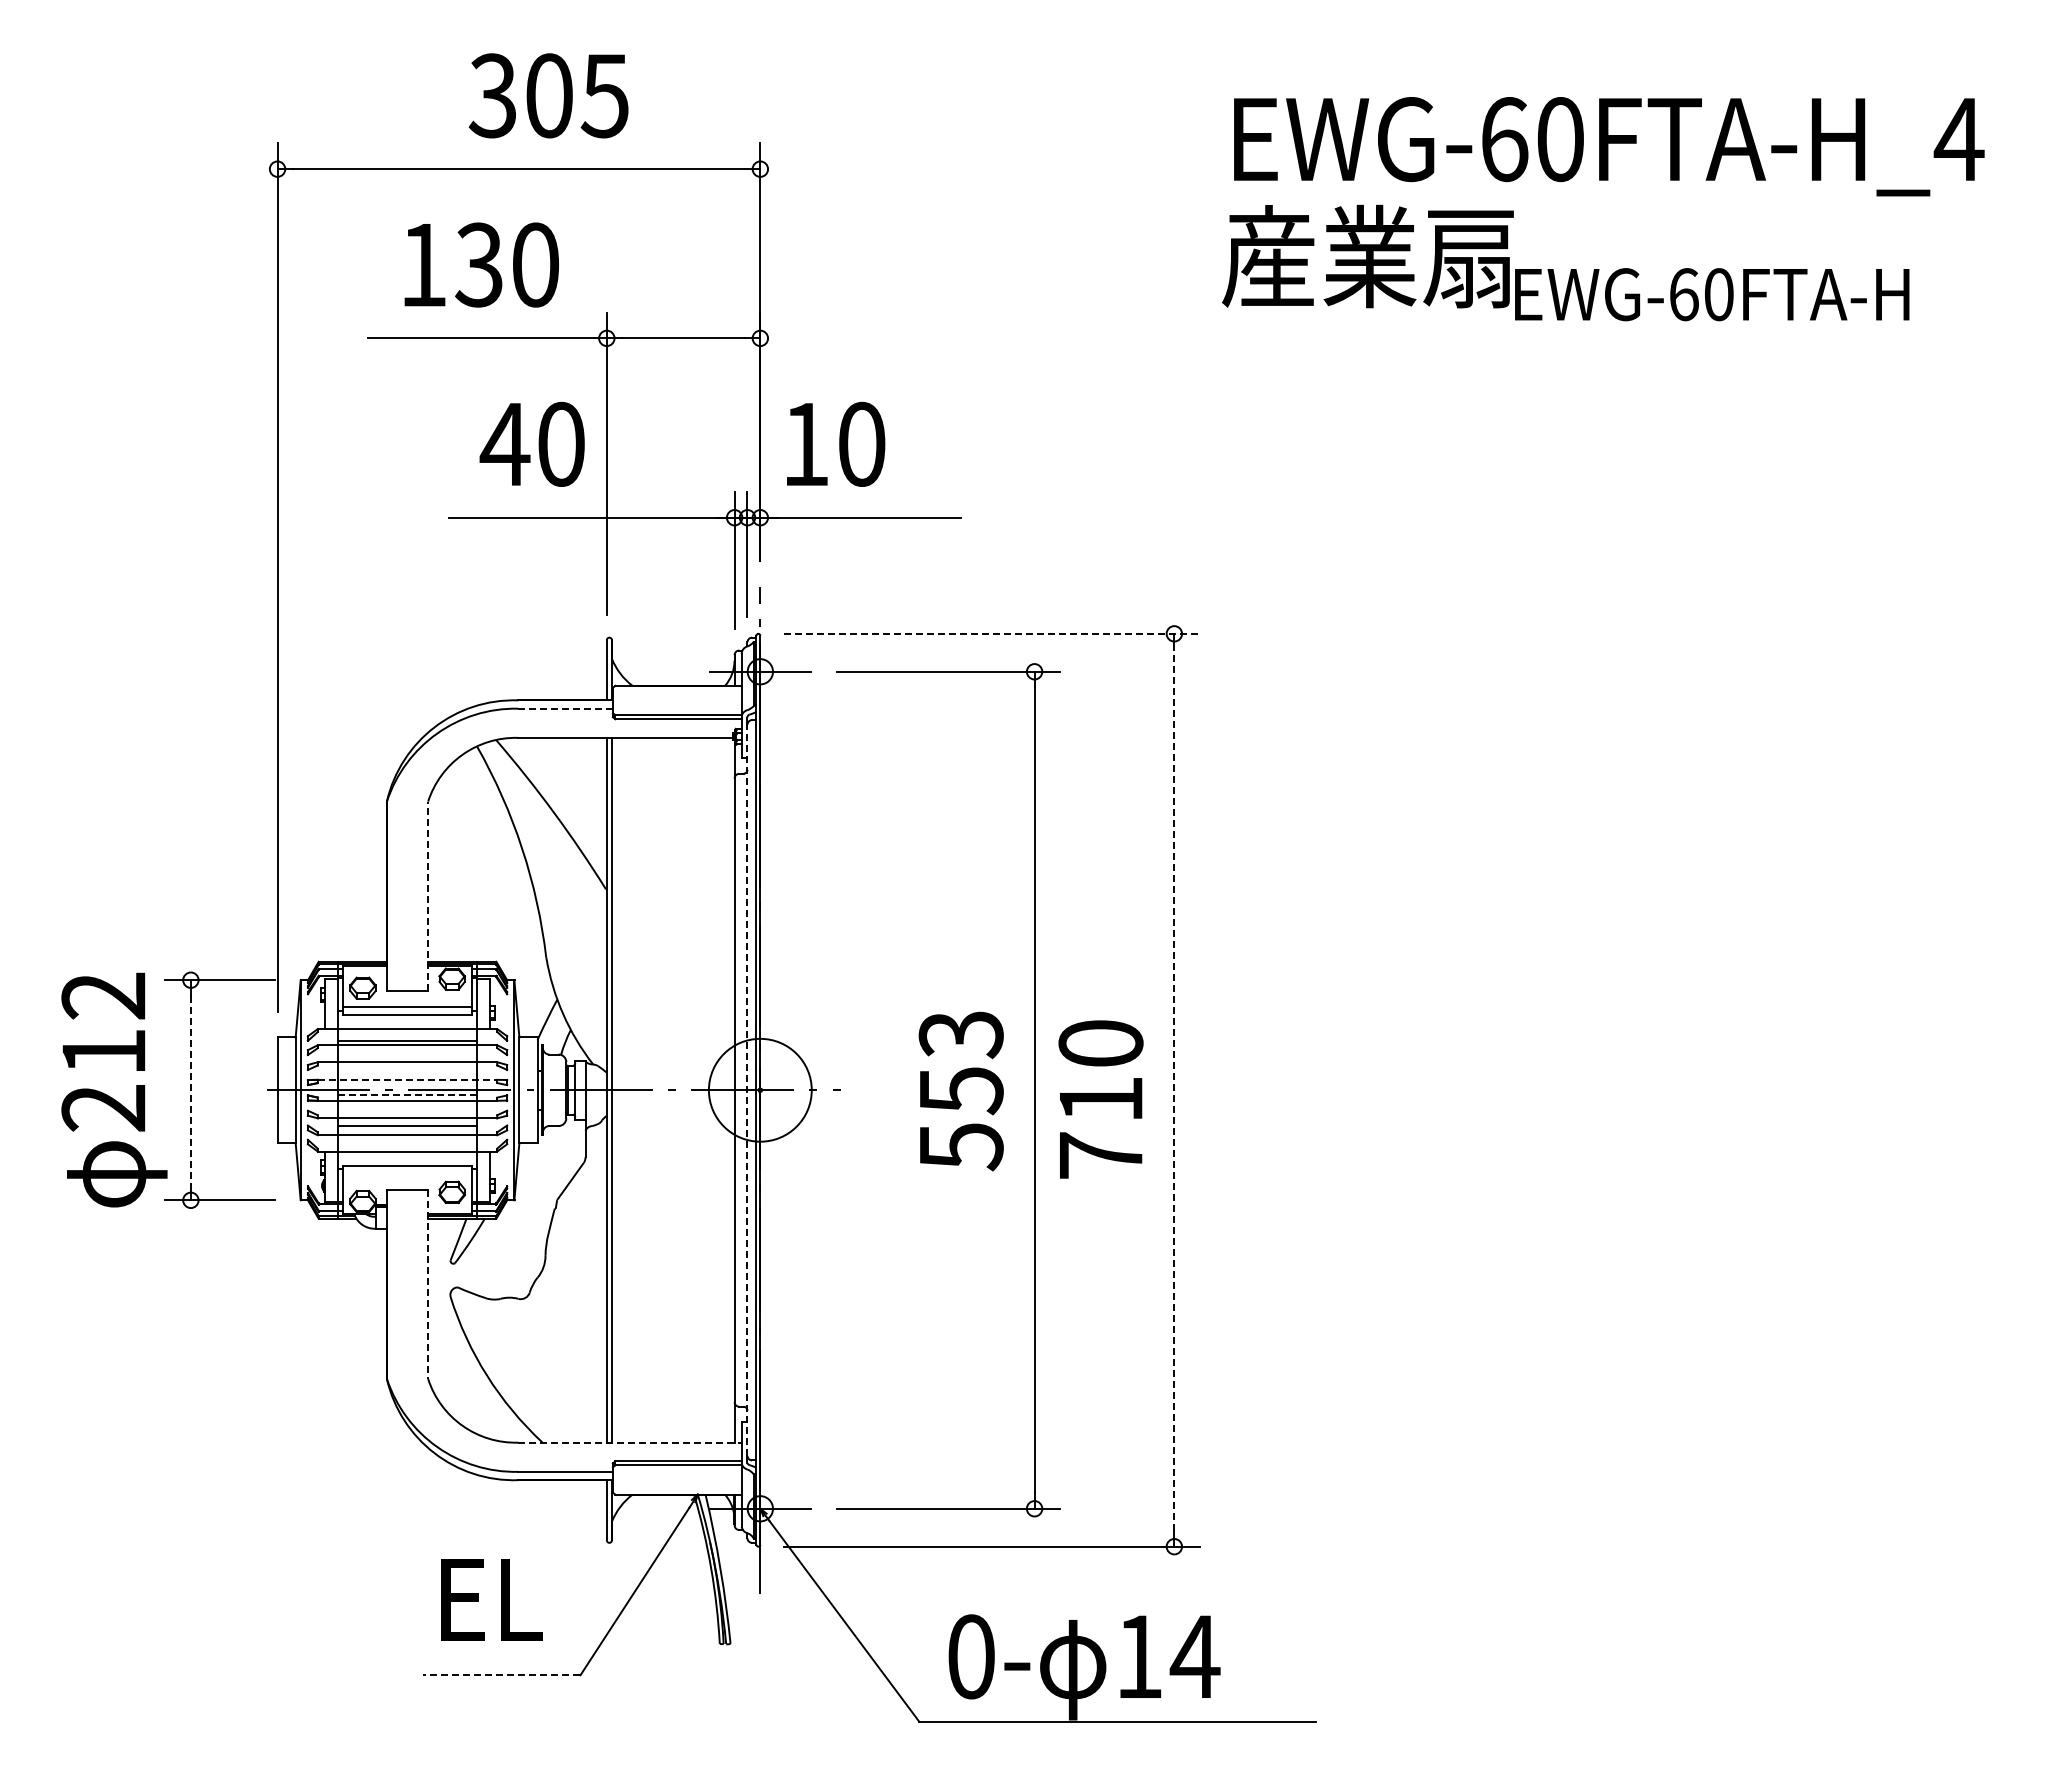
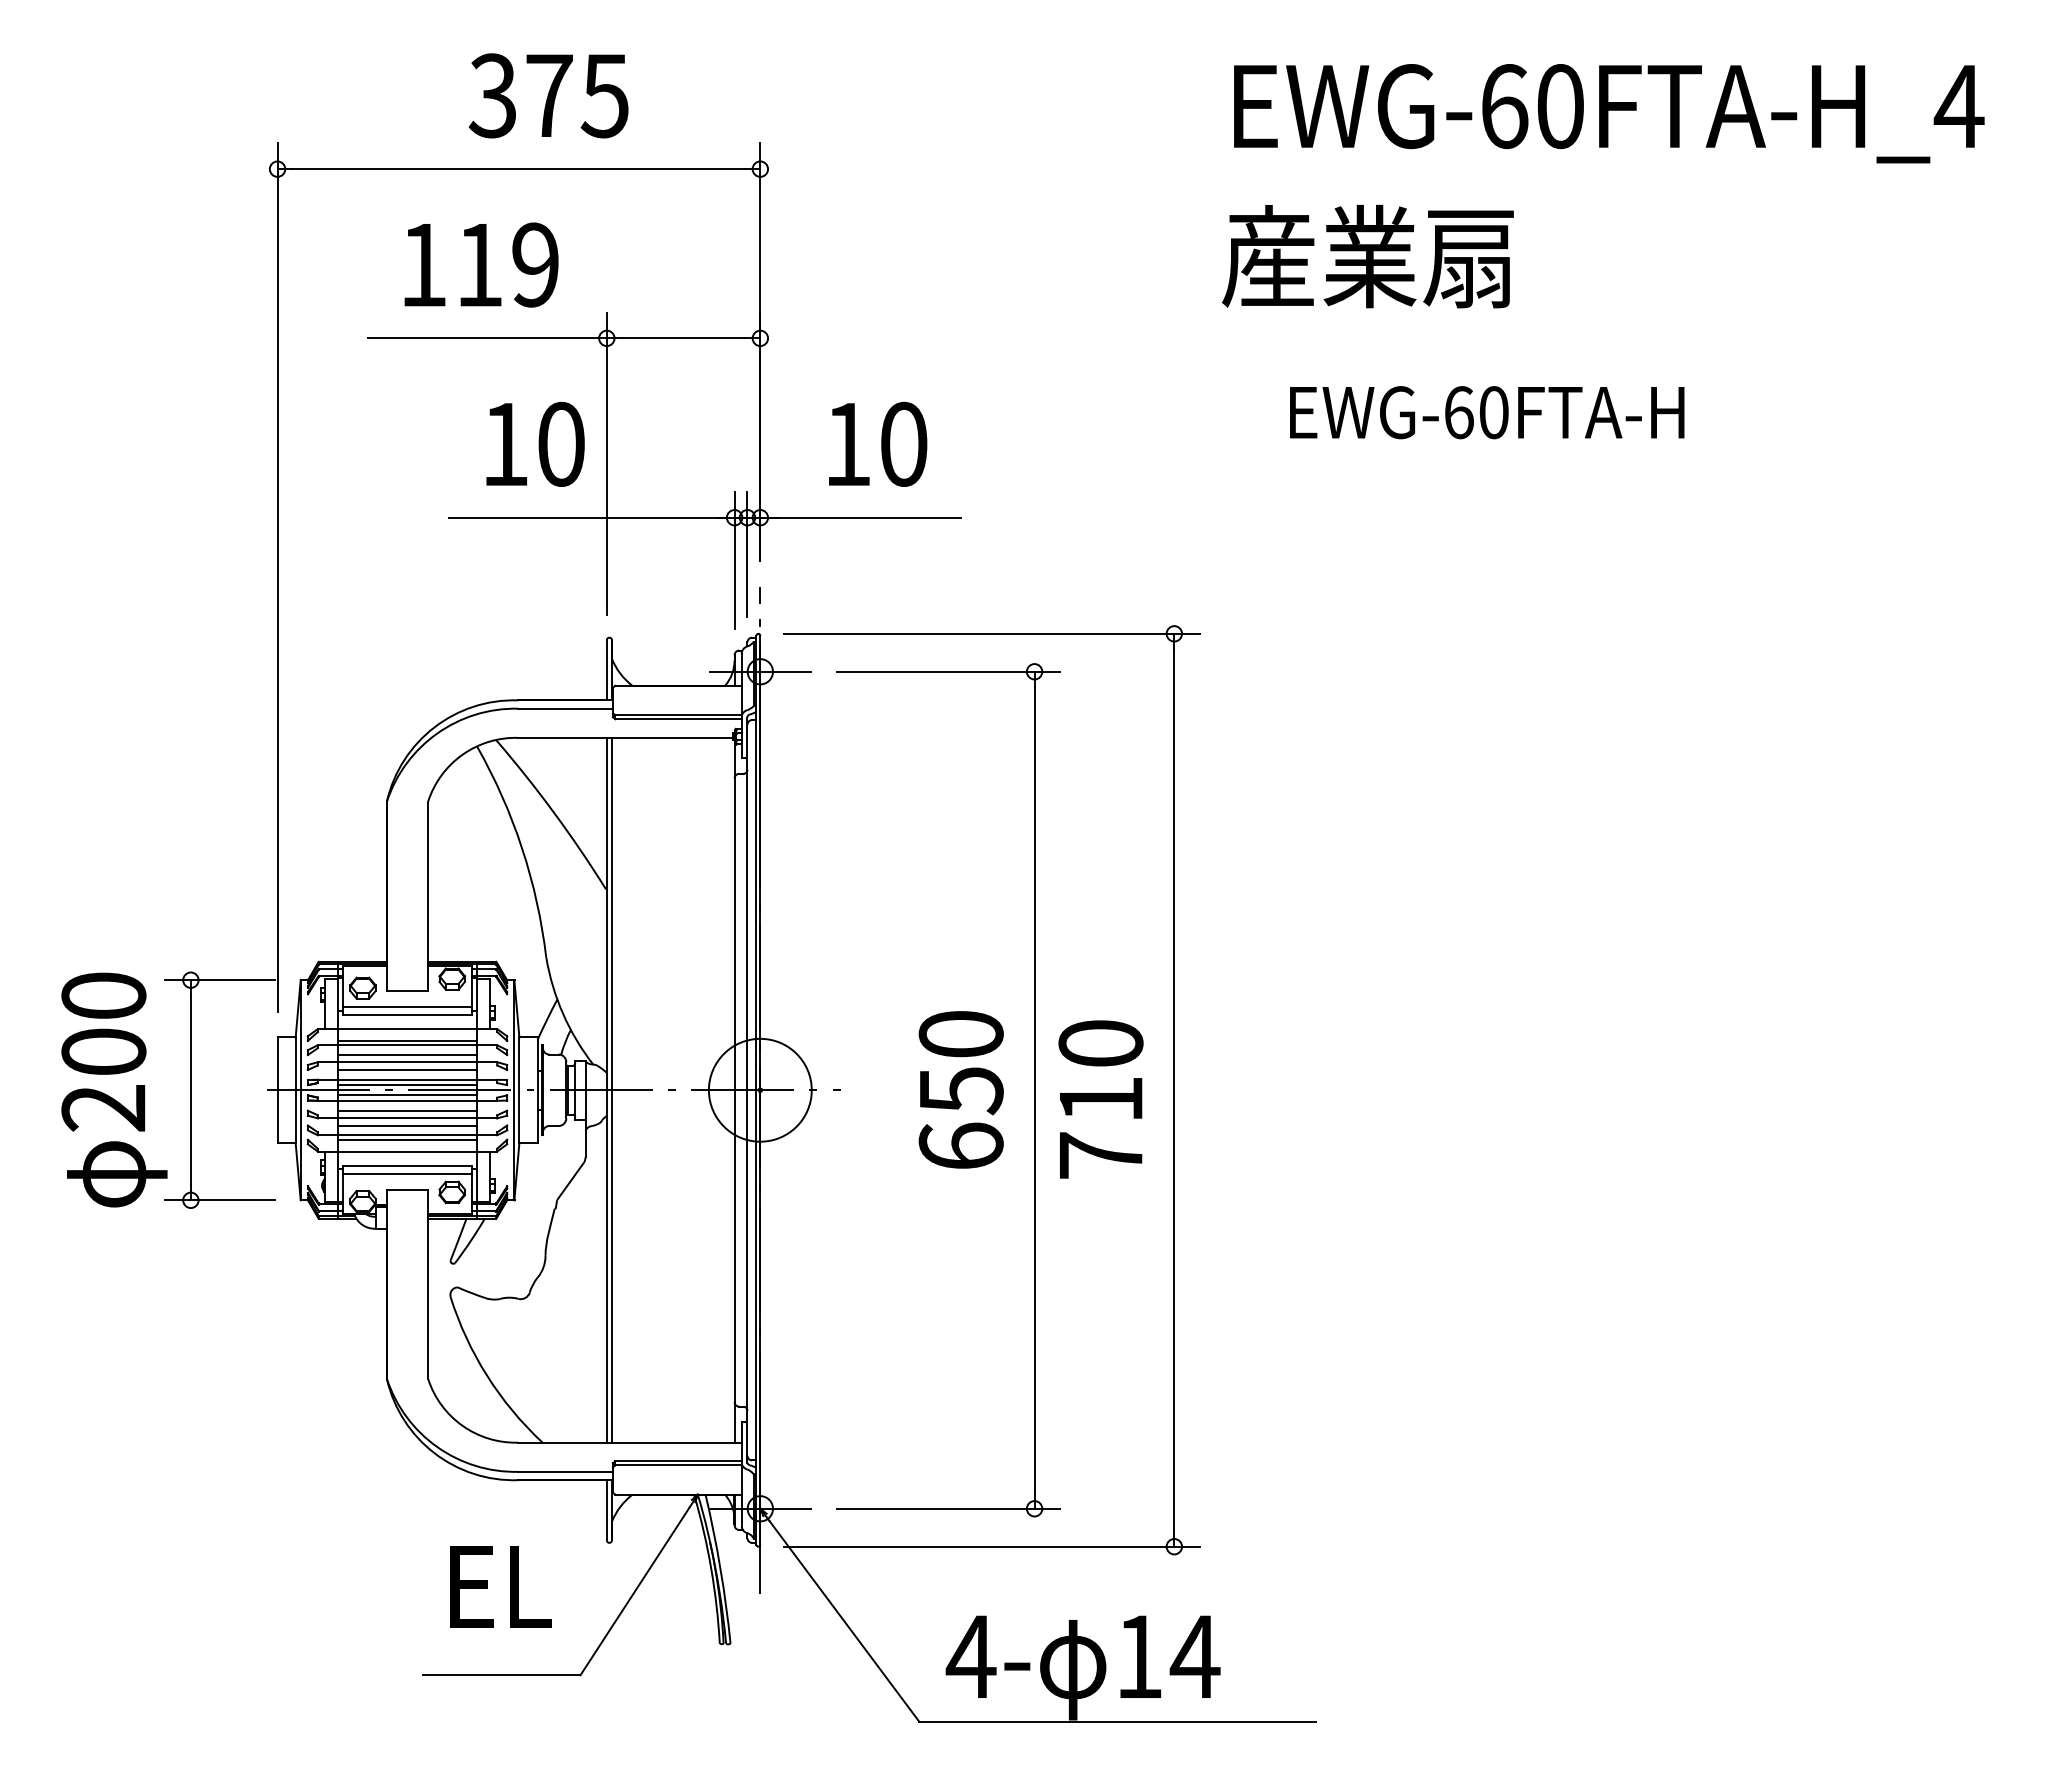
text: 305 -> 375 (549, 95)
text position: (1609, 146) -> (1609, 113) (1609, 113)
text: 130 -> 119 (506, 264)
text position: (1712, 294) -> (1487, 412) (1487, 412)
text position: (836, 443) -> (878, 443) (878, 443)
text: 40 -> 10 (504, 444)
line: dashed -> solid (992, 633)
line: dashed -> solid (565, 708)
line: dashed -> solid (428, 896)
text: 212 -> 200 (103, 1023)
line: none -> present (407, 1055)
line: none -> present (407, 1069)
line: dashed -> solid (407, 1079)
line: none -> present (407, 1085)
line: dashed -> solid (1174, 1089)
line: dashed -> solid (190, 1090)
line: dashed -> solid (747, 1090)
text: 553 -> 650 (960, 1091)
line: dashed -> solid (407, 1095)
line: none -> present (407, 1110)
line: none -> present (407, 1139)
line: none -> present (407, 1173)
line: dashed -> solid (428, 1284)
line: dashed -> solid (629, 1442)
text position: (491, 1599) -> (500, 1586) (500, 1586)
text: 0- -> 4- (970, 1656)
line: dashed -> solid (501, 1675)
